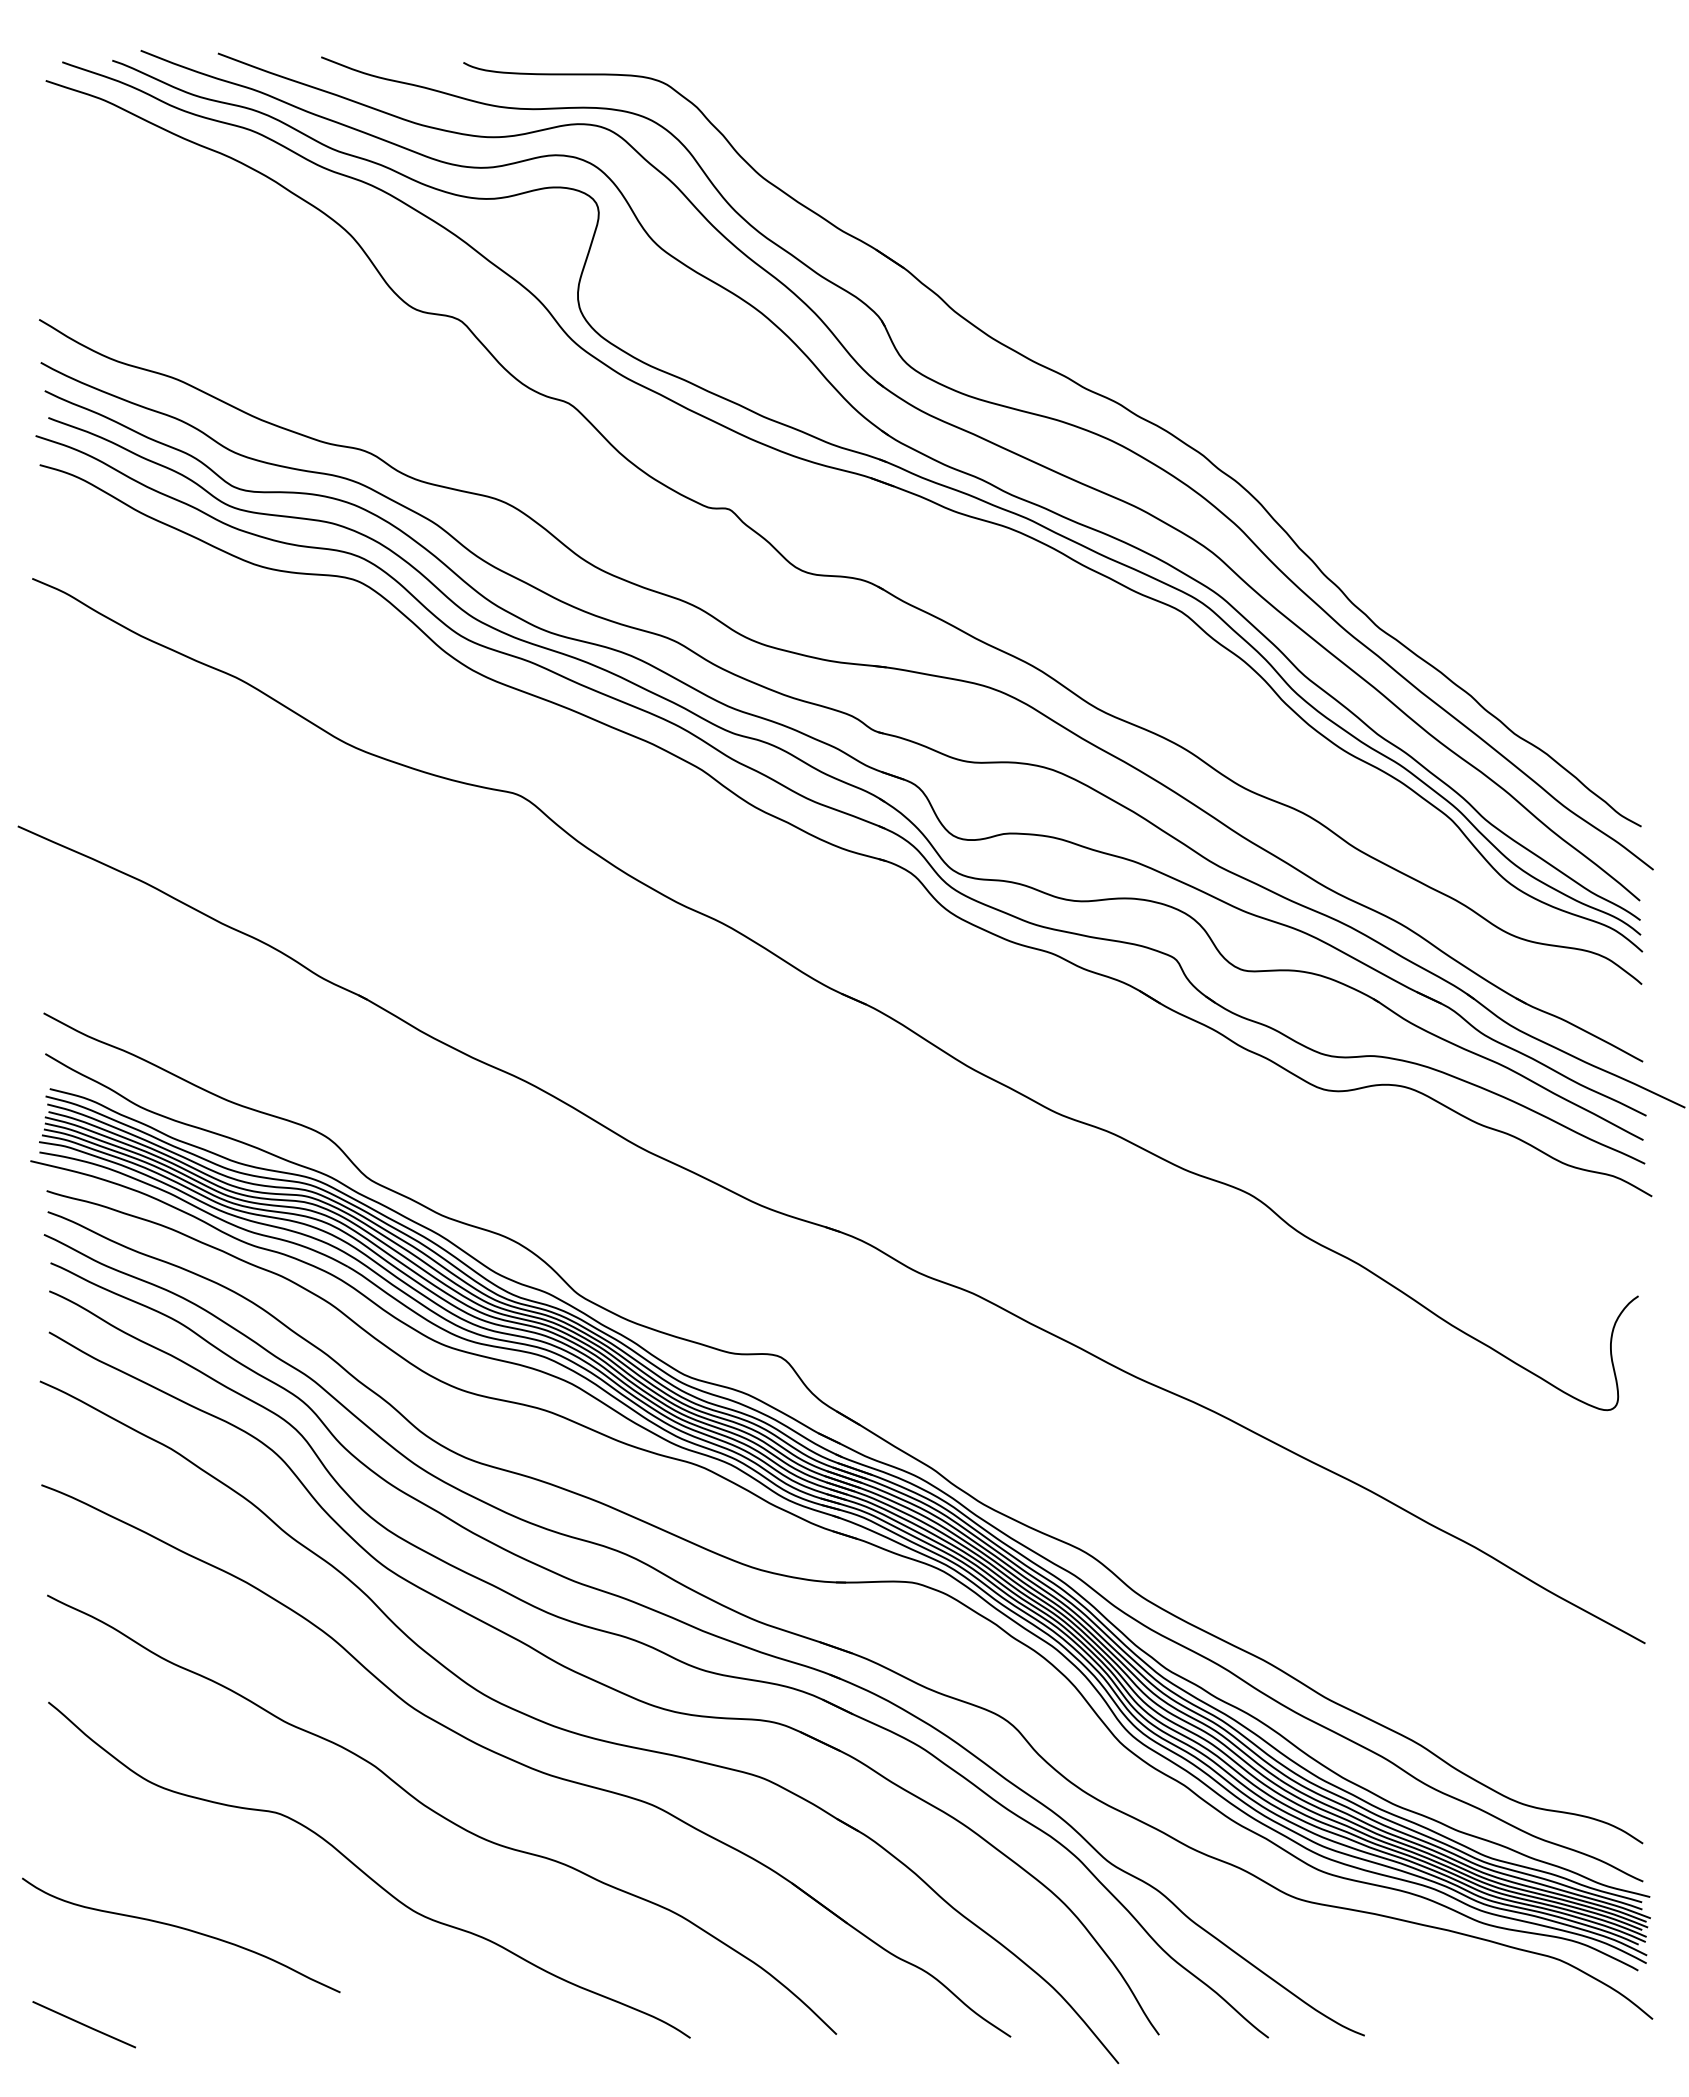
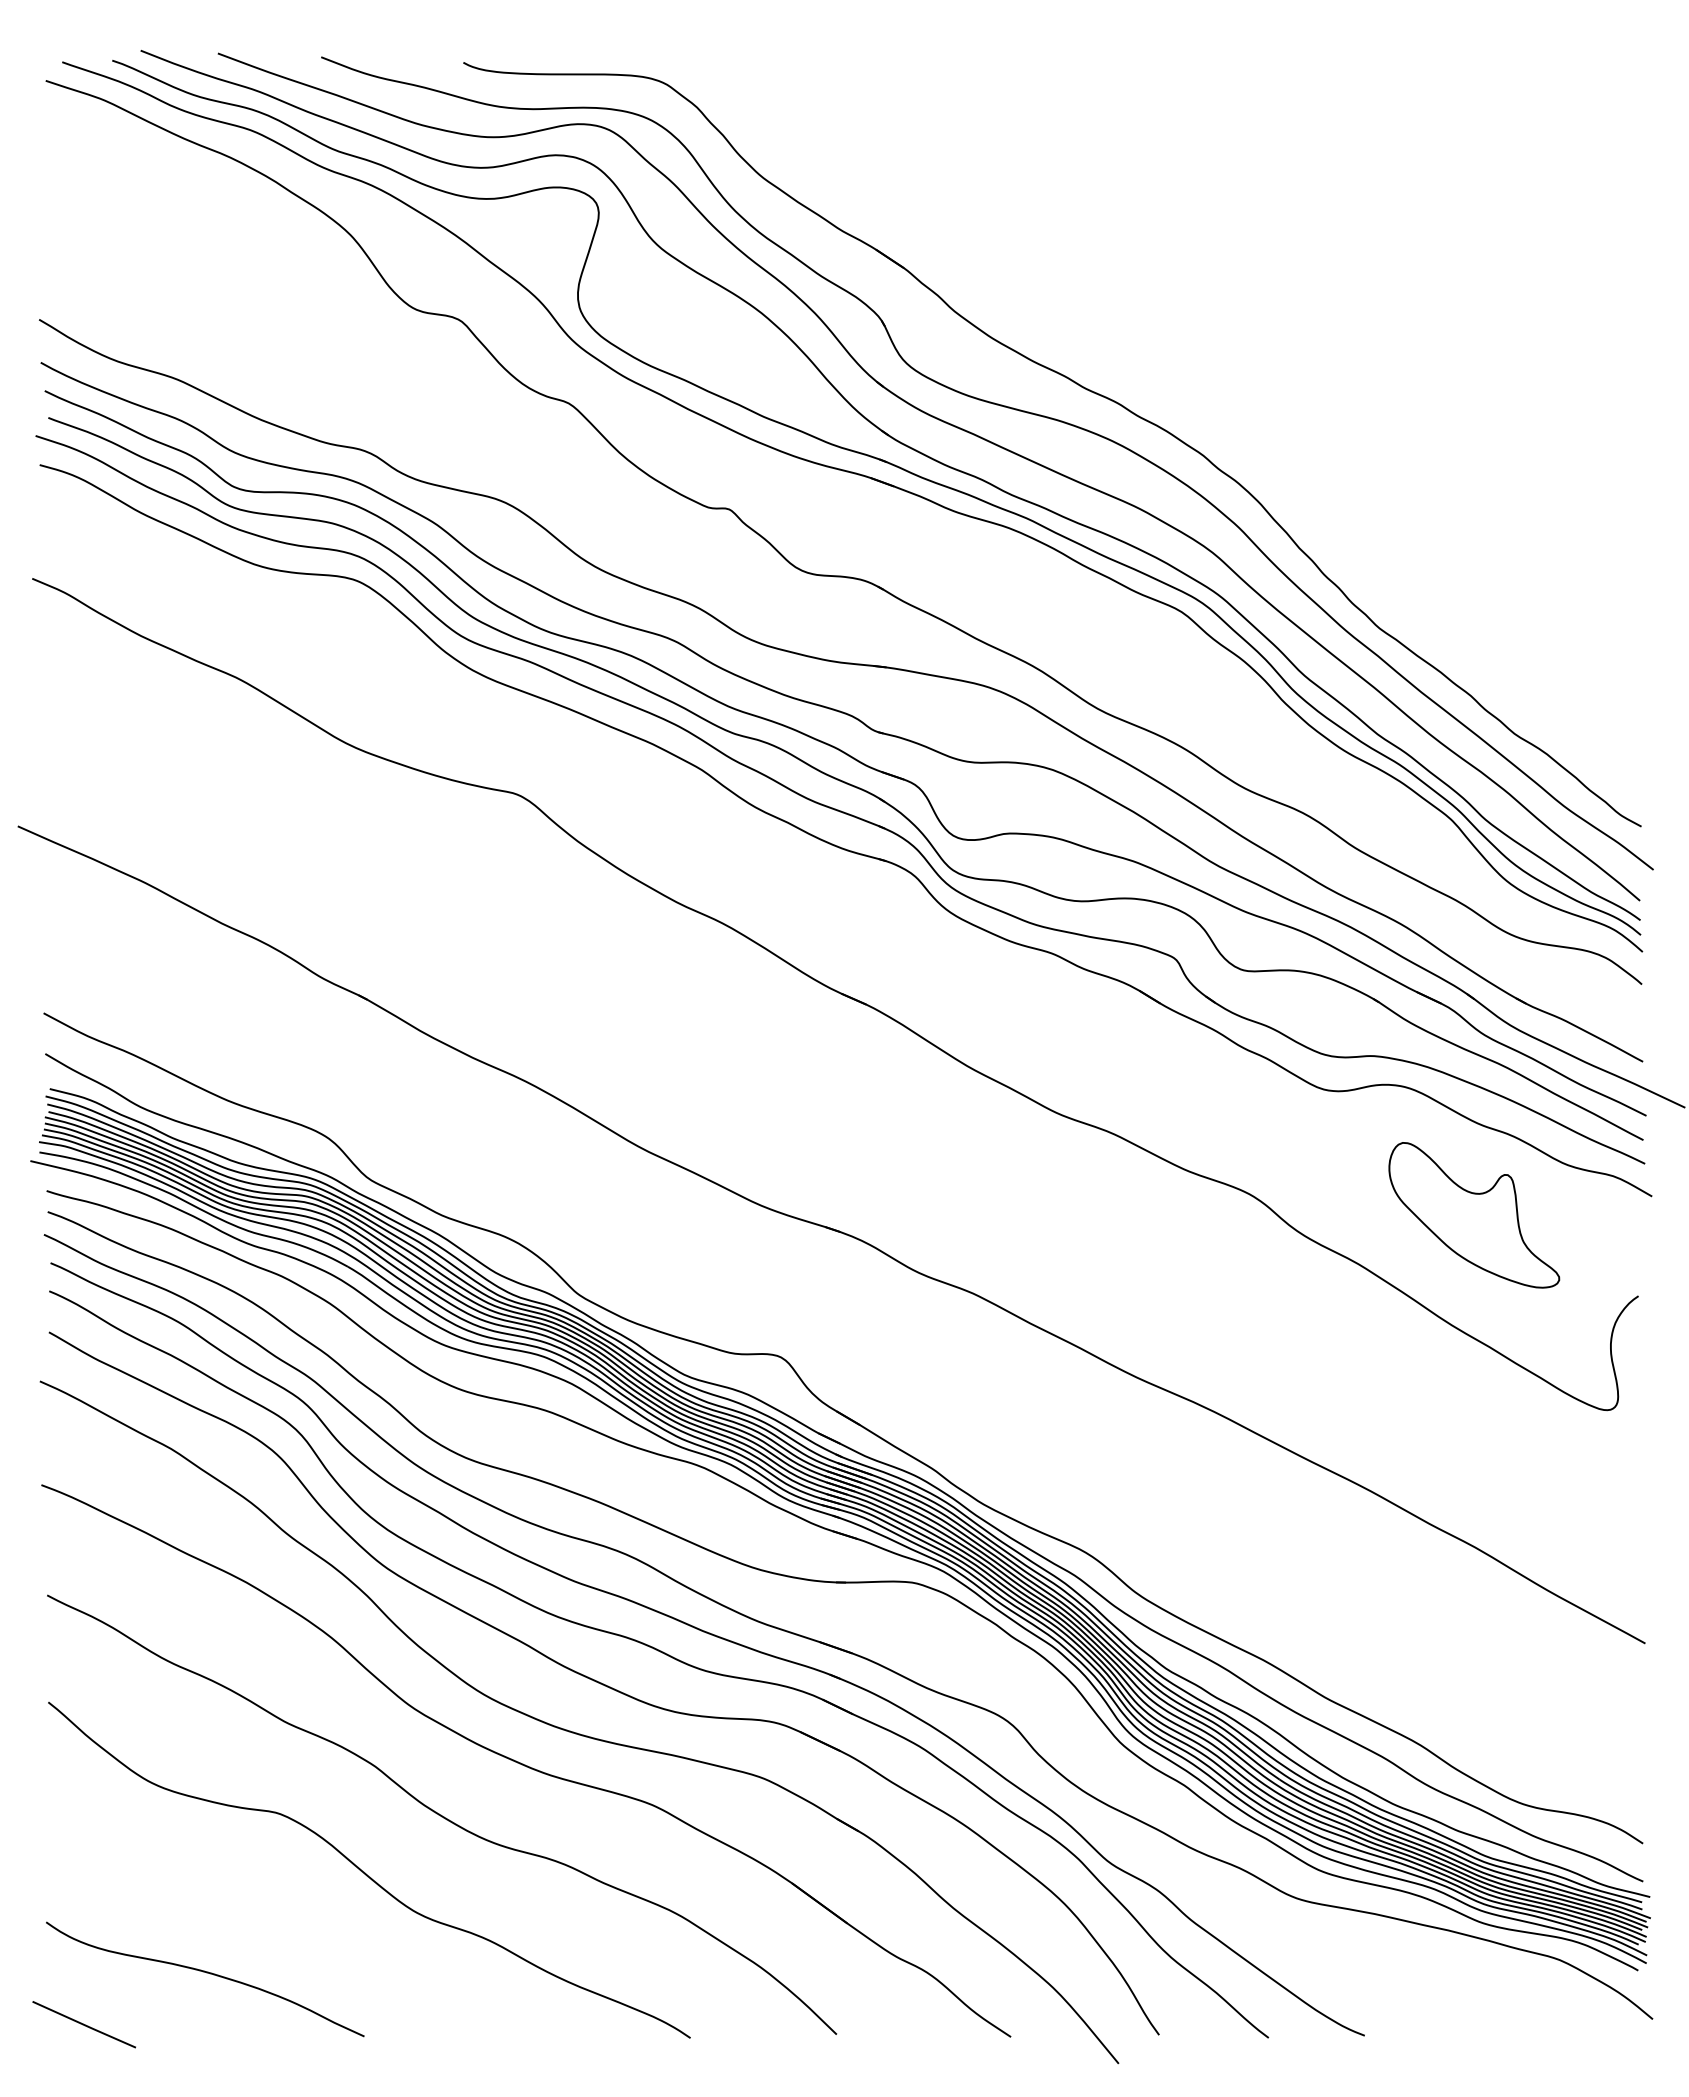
part: none -> present (1474, 1215)
curve position: (182, 1929) -> (206, 1973) (206, 1973)
